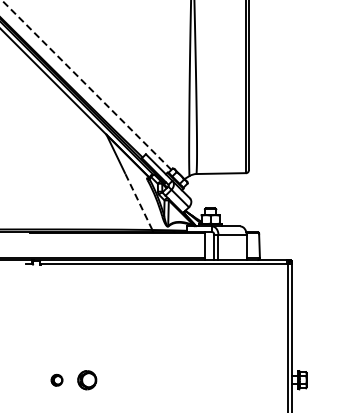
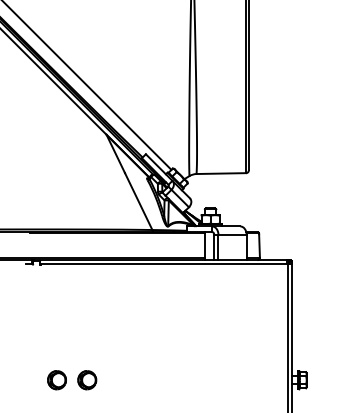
line: dashed -> solid (86, 85)
line: dashed -> solid (138, 201)
part size: 14x14 px -> 20x21 px (56, 380)
